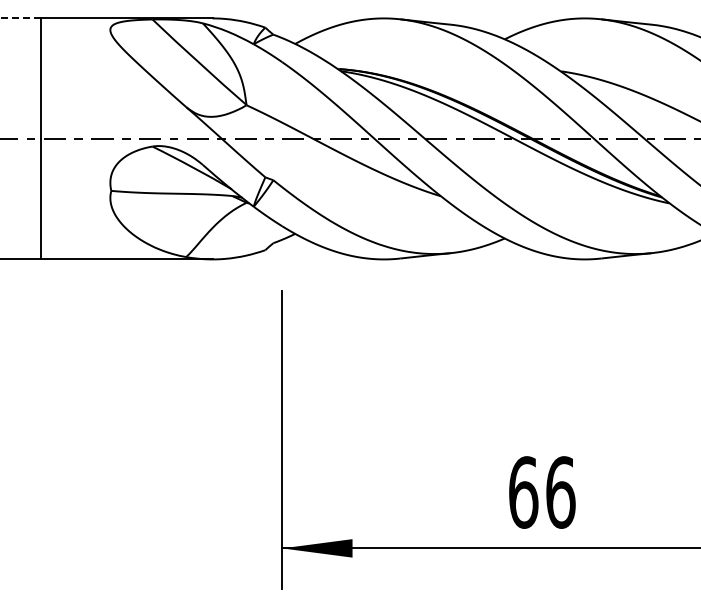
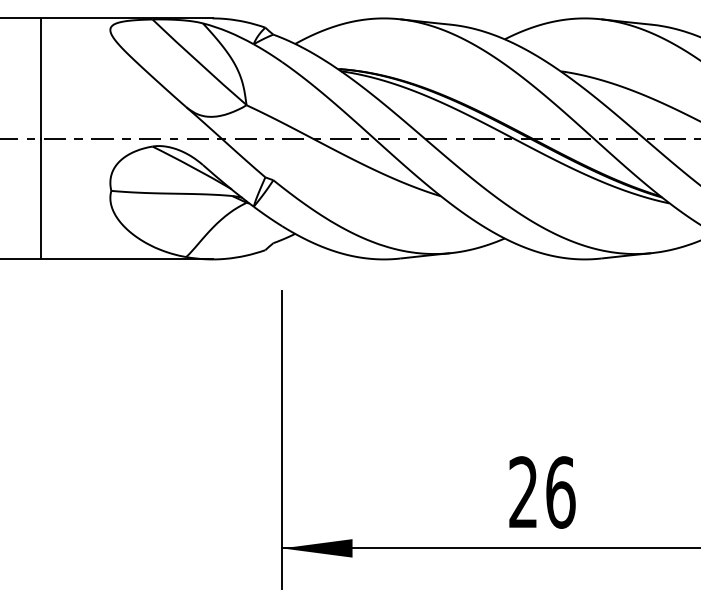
line: dashed -> solid (20, 18)
text: 66 -> 26 (523, 492)
